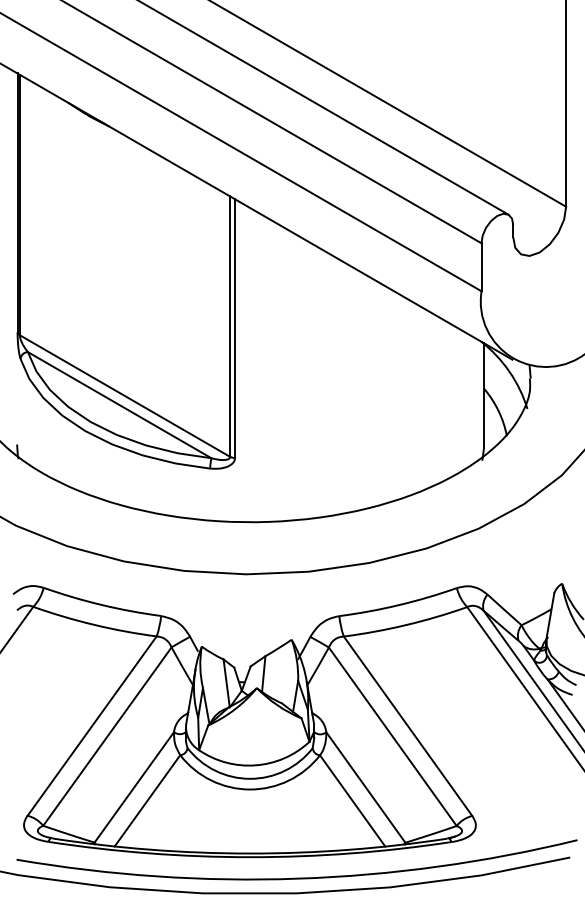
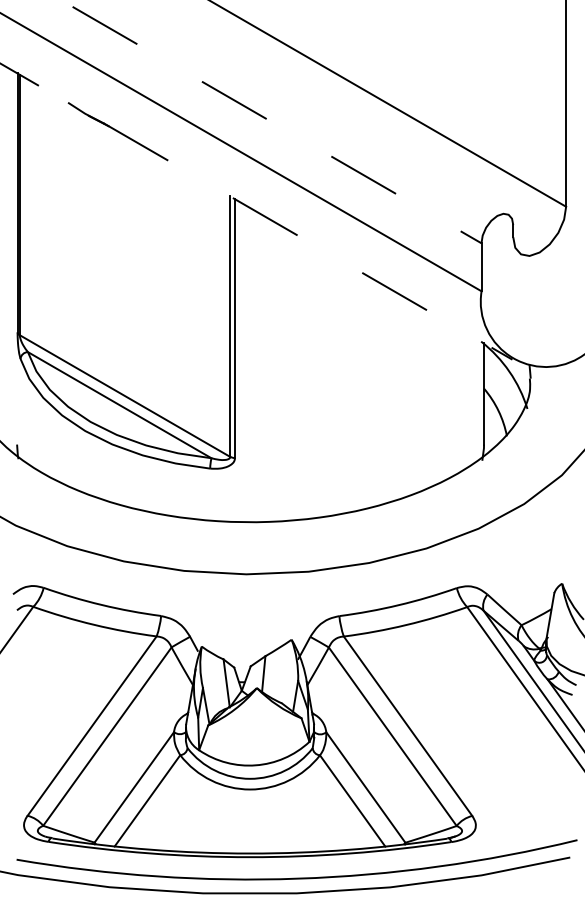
line: present -> none (324, 108)
line: solid -> dashed (271, 121)
line: solid -> dashed (256, 211)
